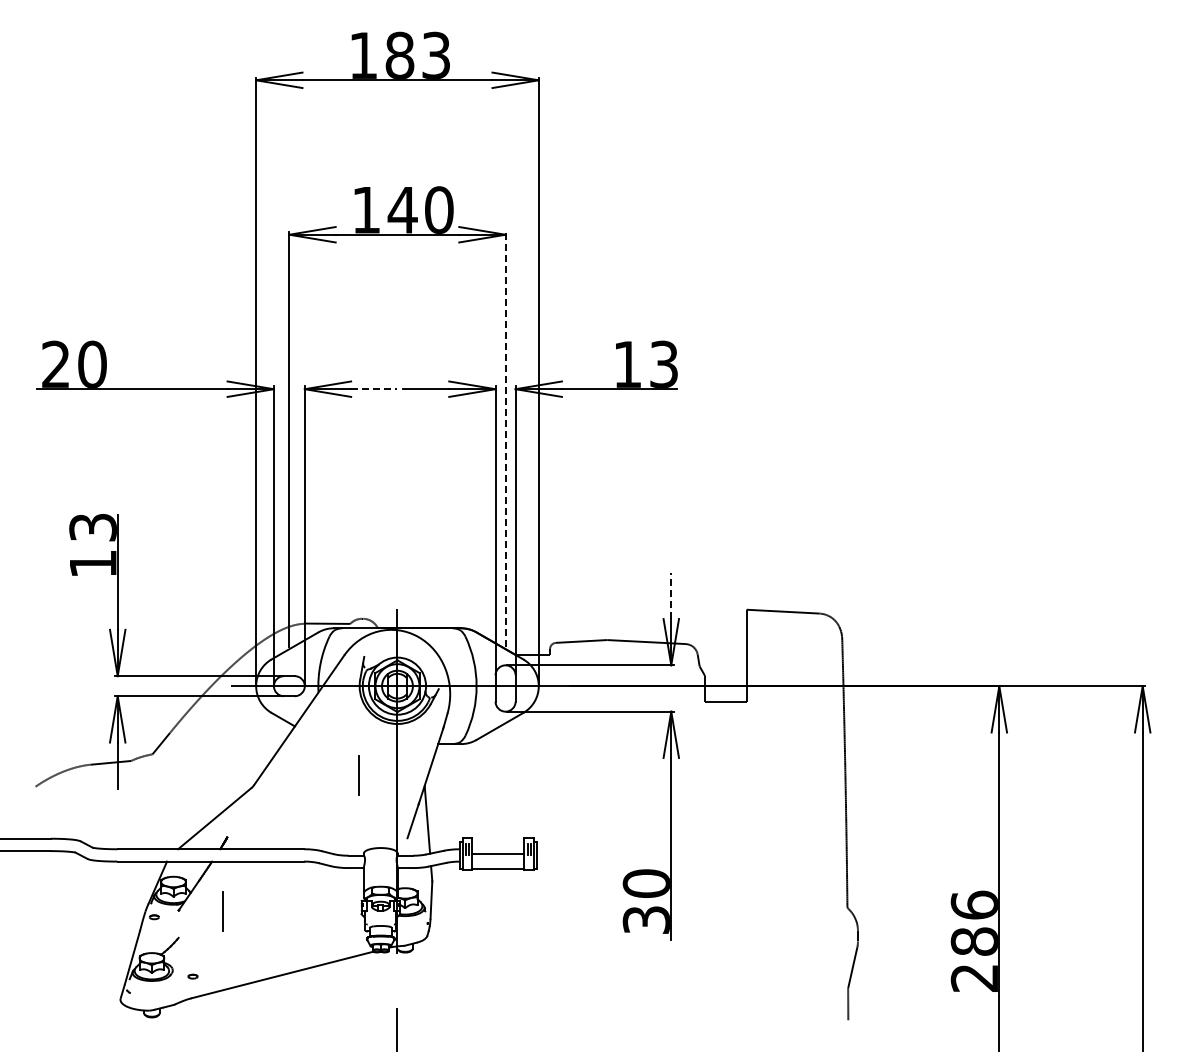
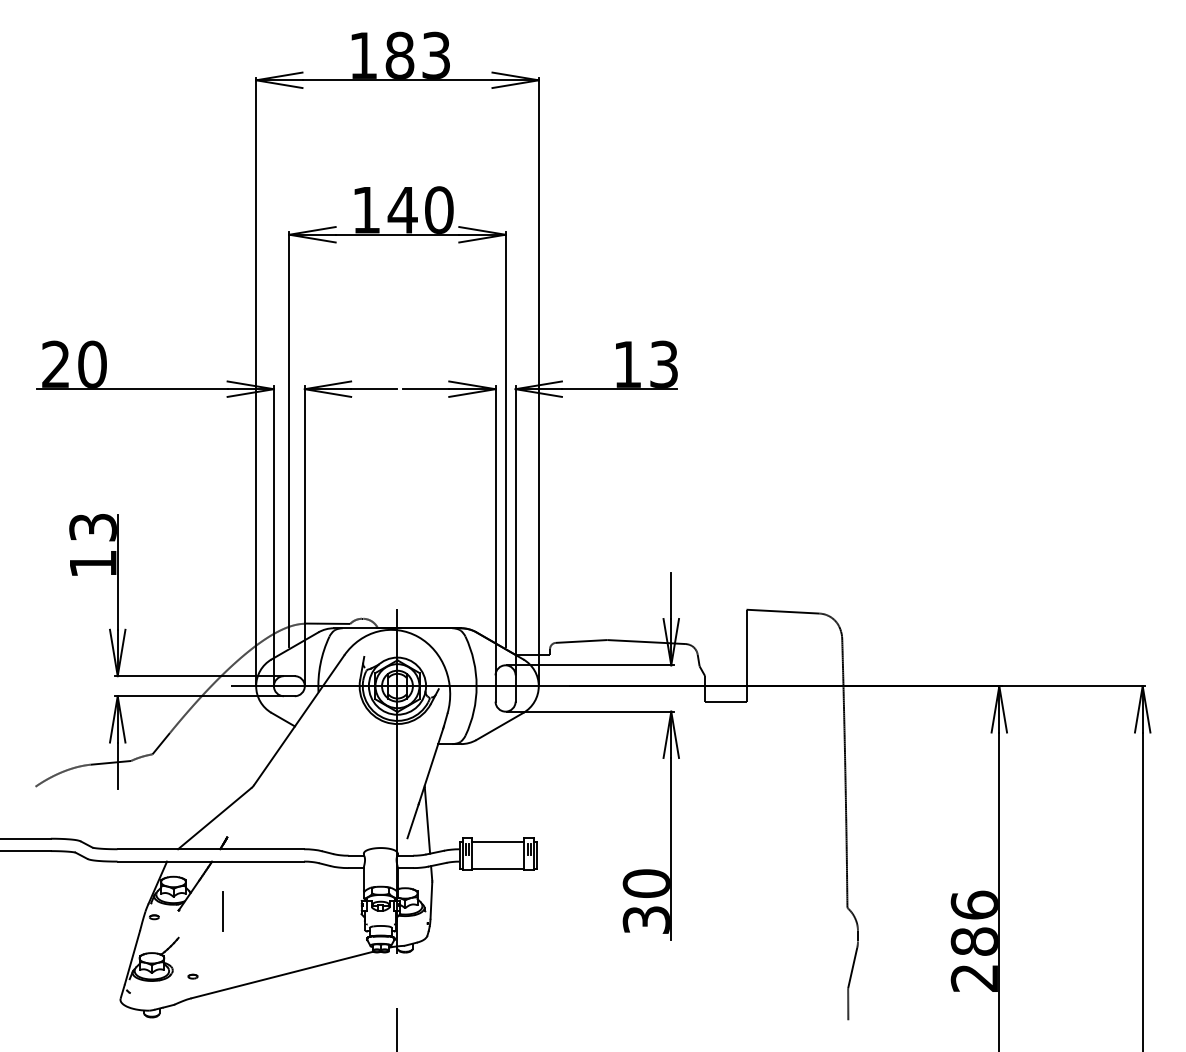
line: dashed -> solid (374, 389)
line: dashed -> solid (505, 438)
line: dashed -> solid (671, 595)
line: present -> none (358, 775)
line position: (497, 853) -> (497, 841) (497, 841)
